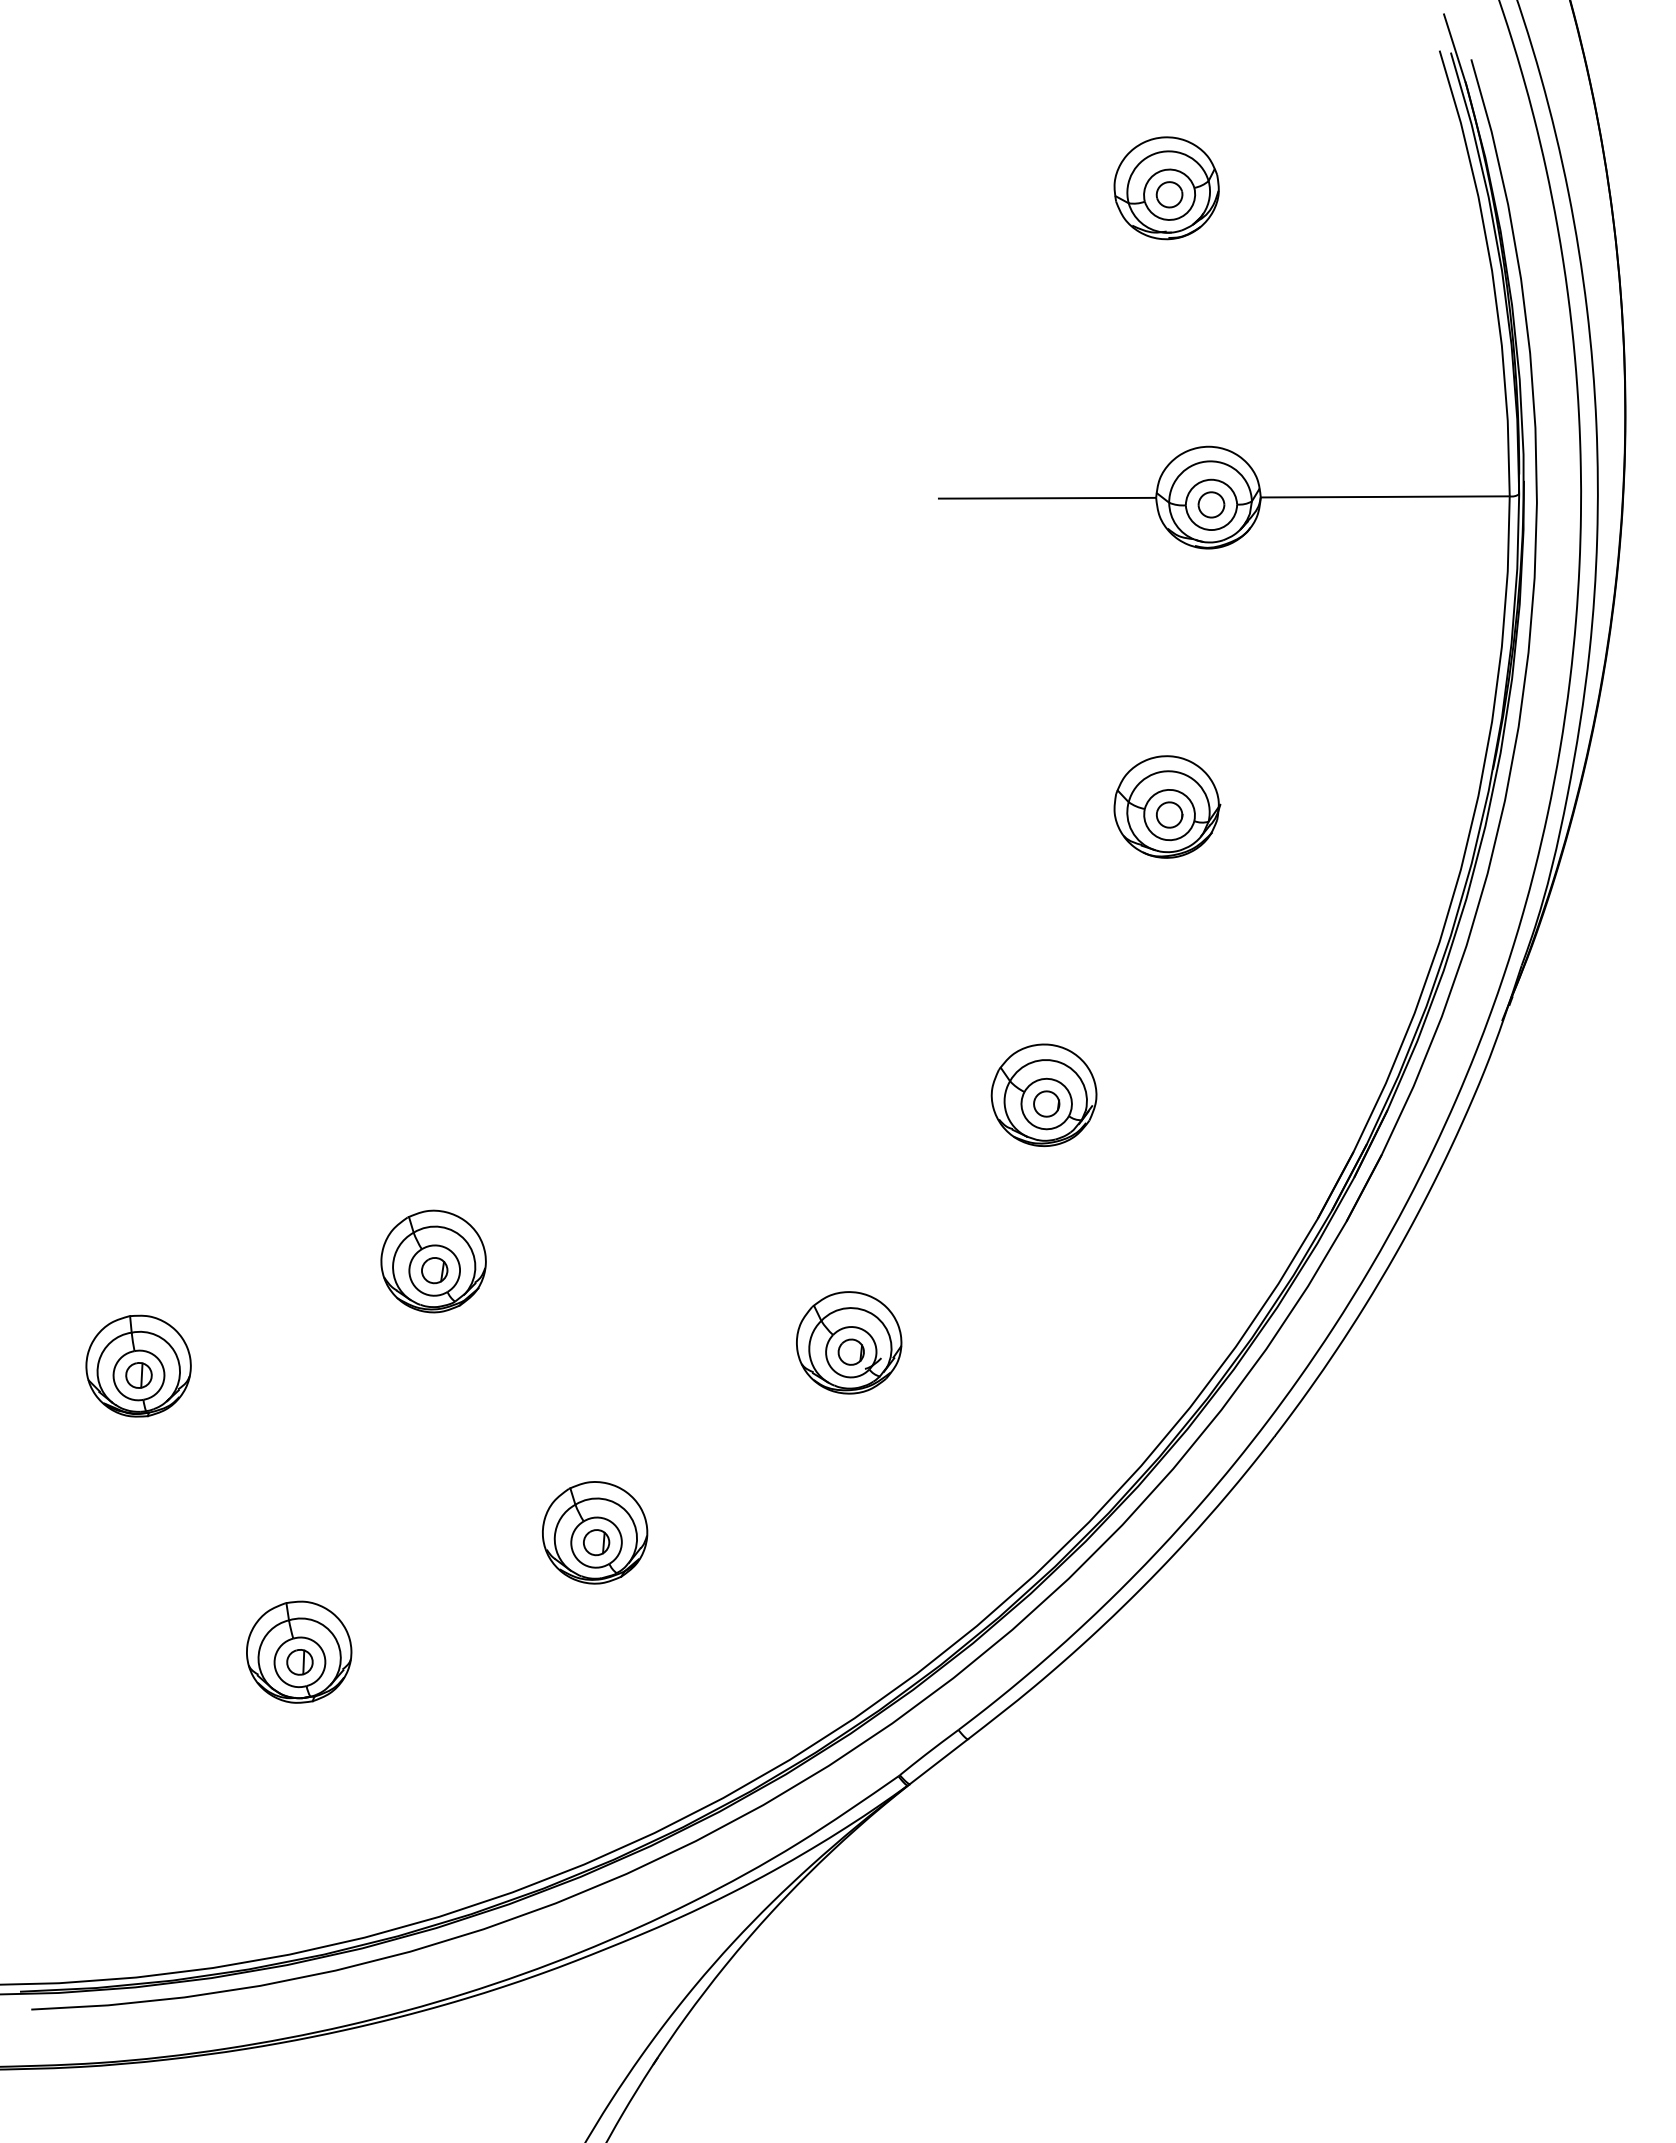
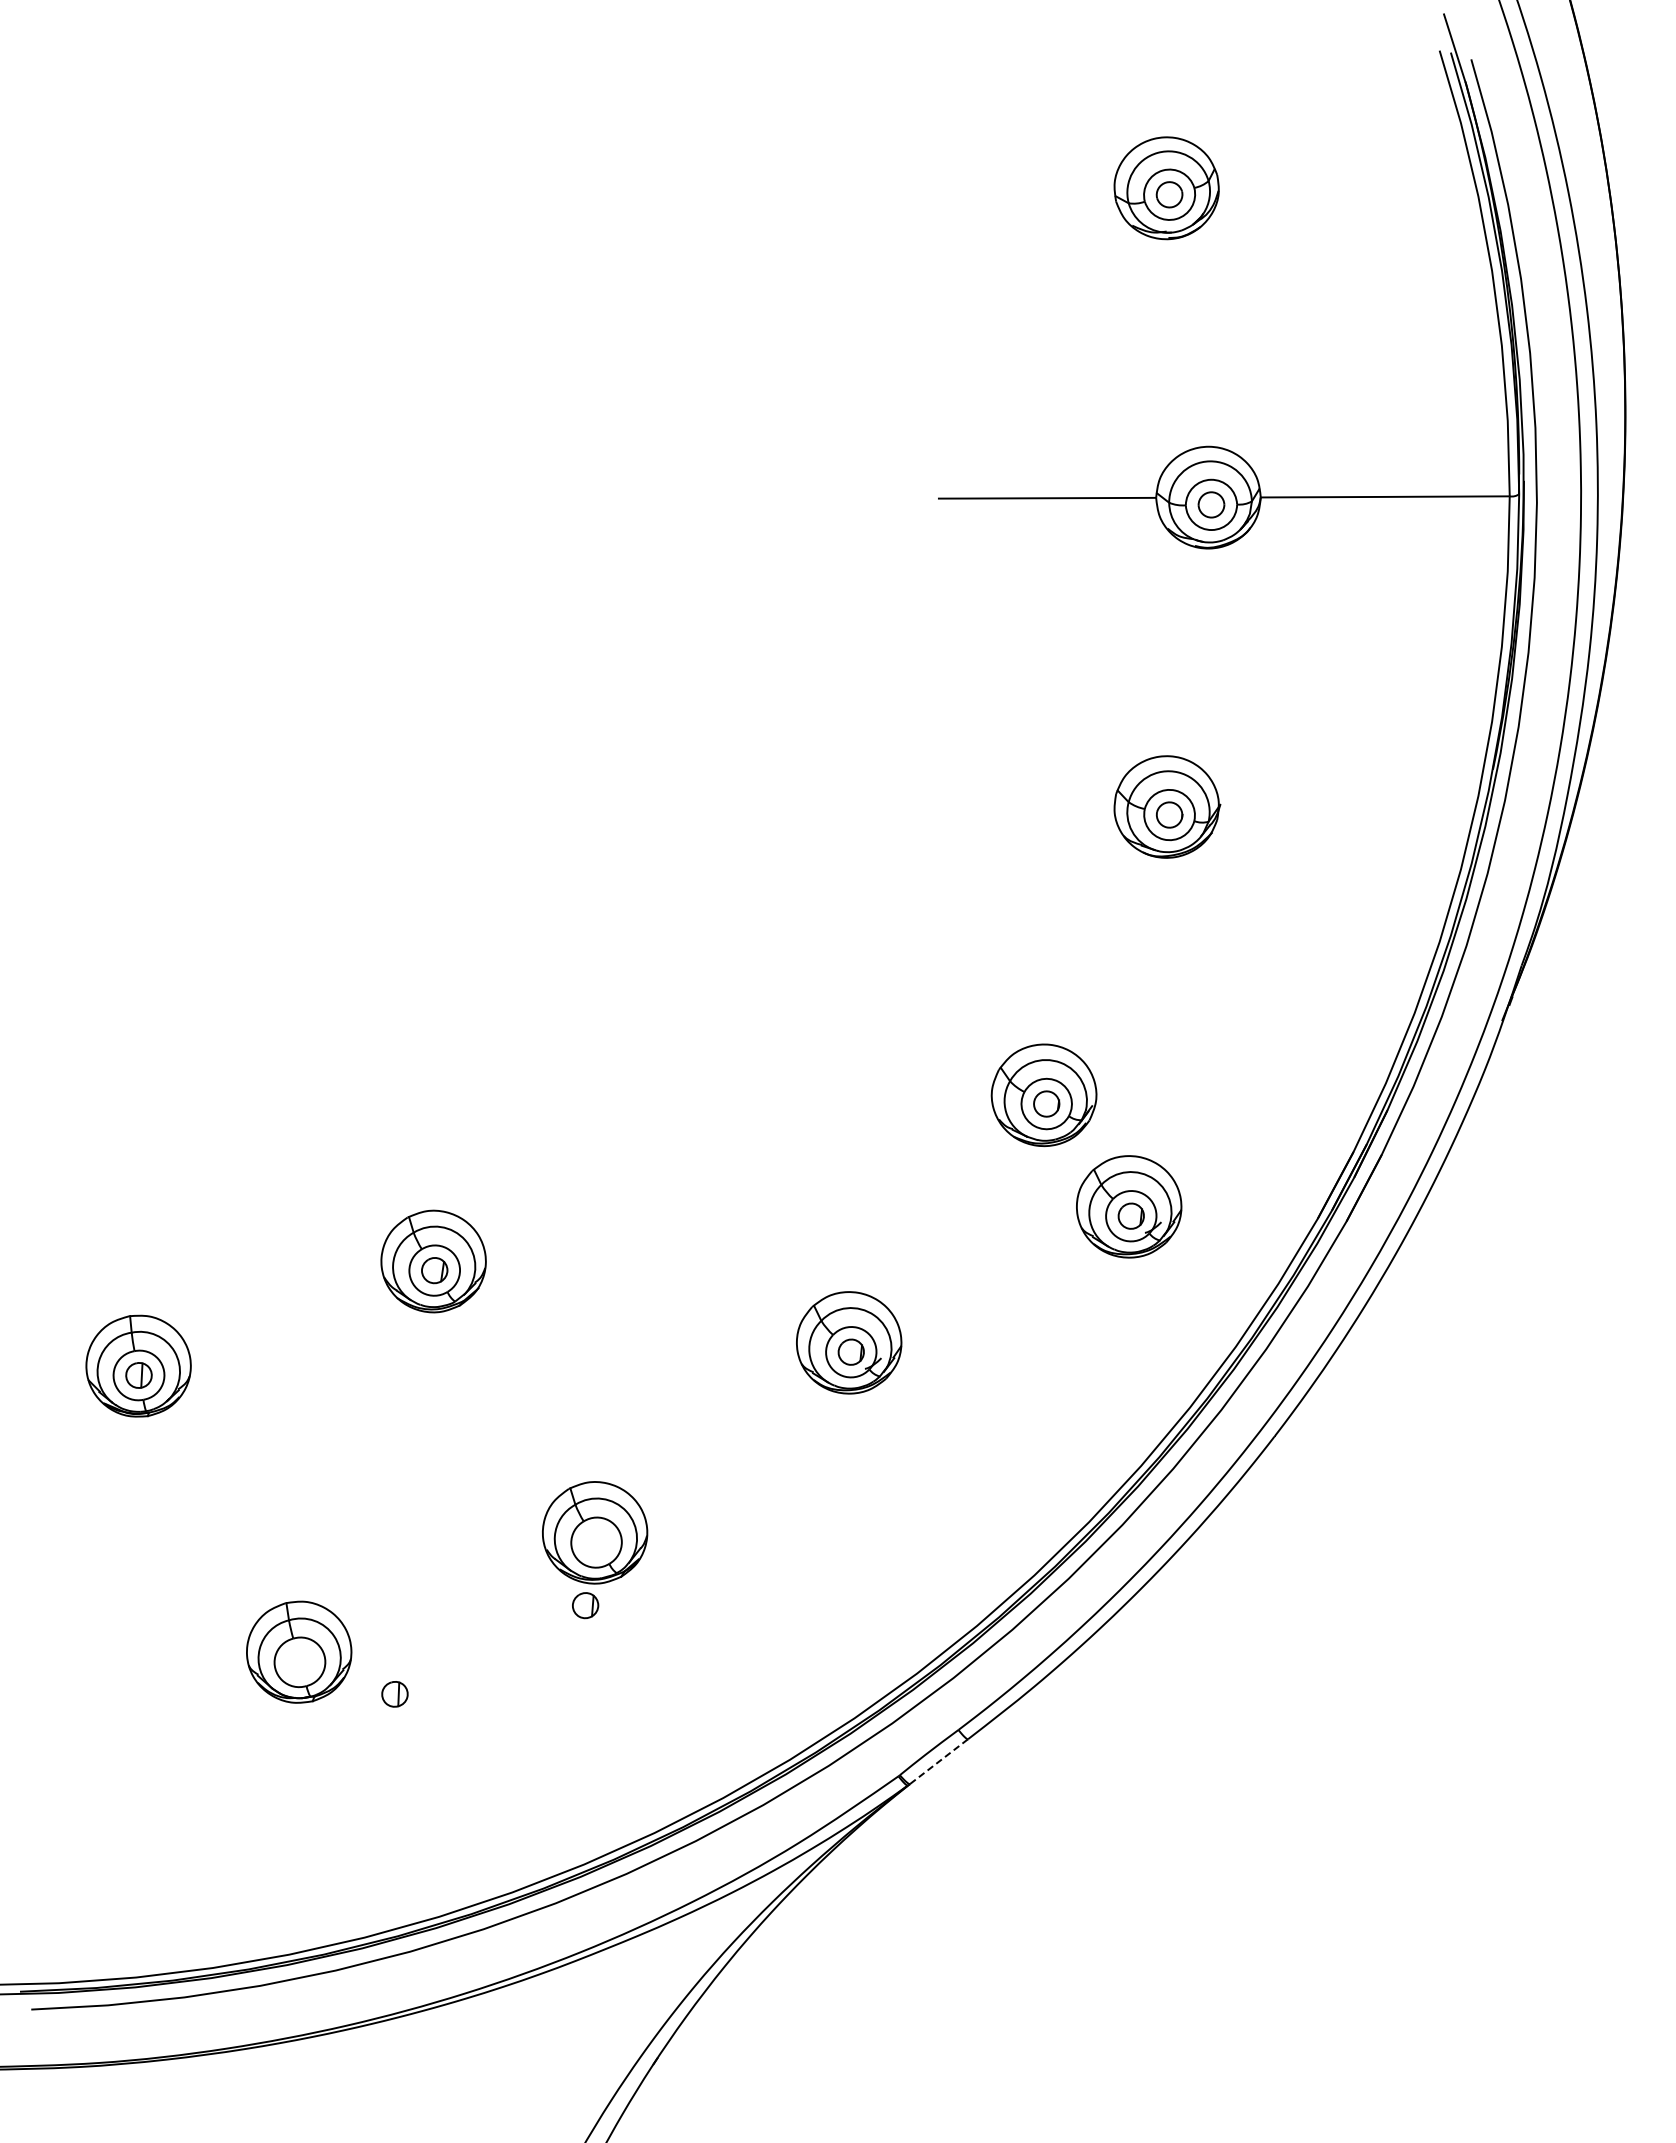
part: none -> present (1129, 1206)
part position: (596, 1542) -> (585, 1605) (585, 1605)
part position: (299, 1662) -> (394, 1694) (394, 1694)
line: solid -> dashed (939, 1761)
